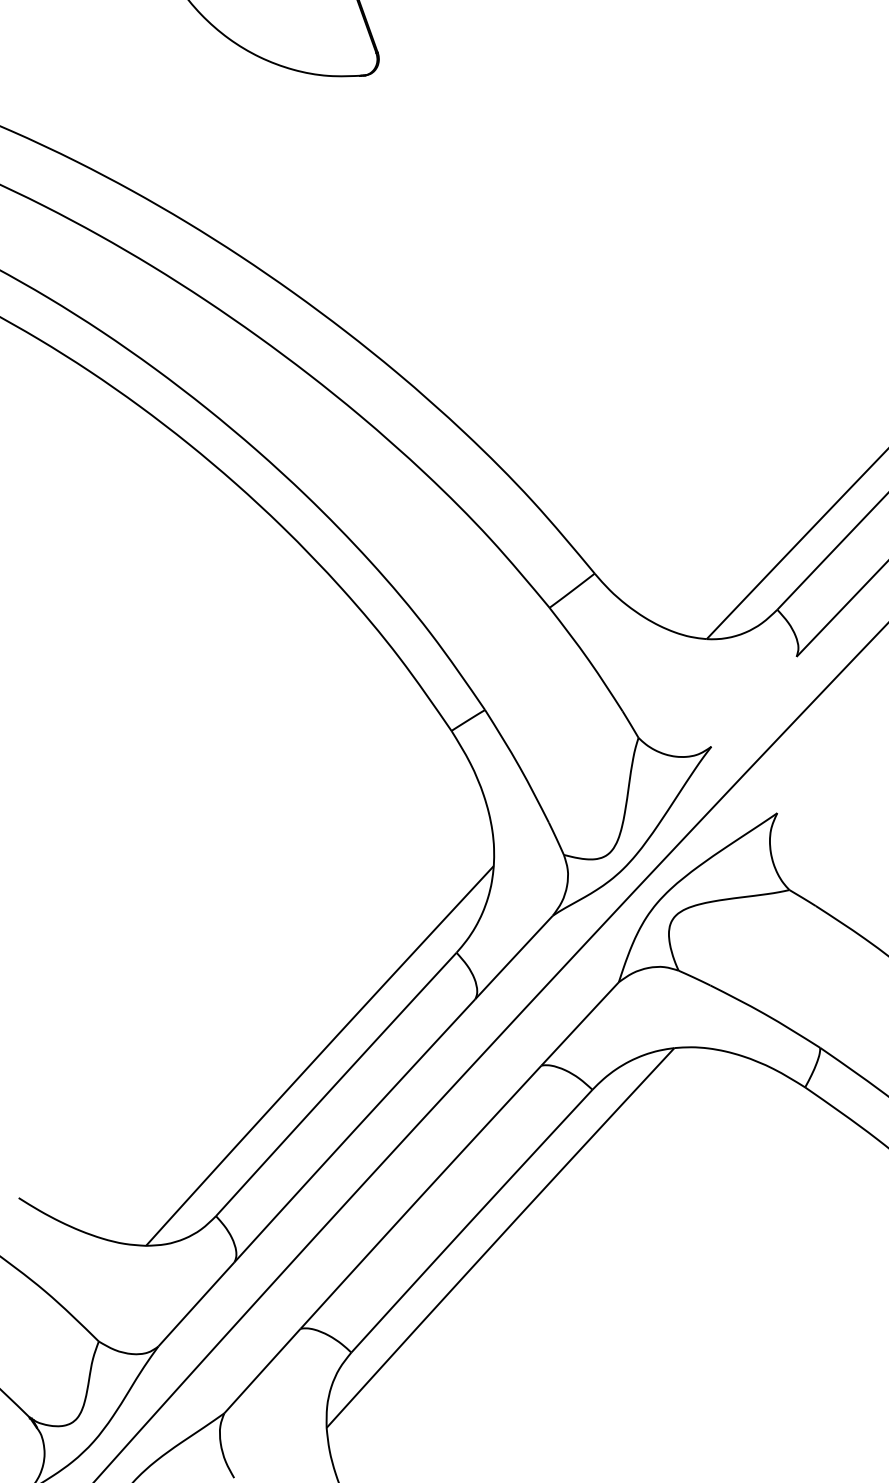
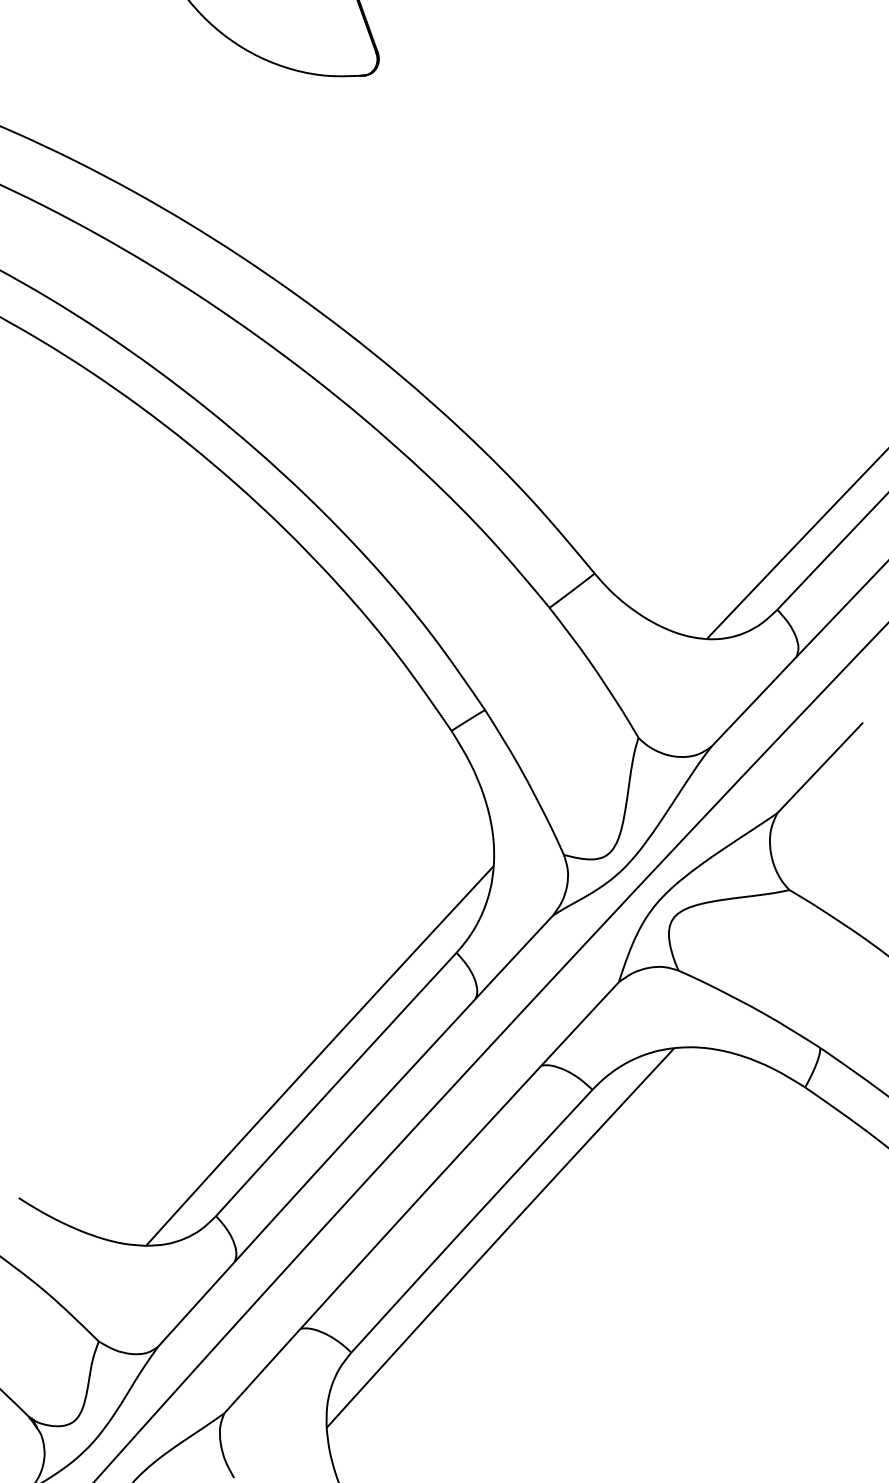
line: none -> present (753, 701)
line: none -> present (819, 768)
